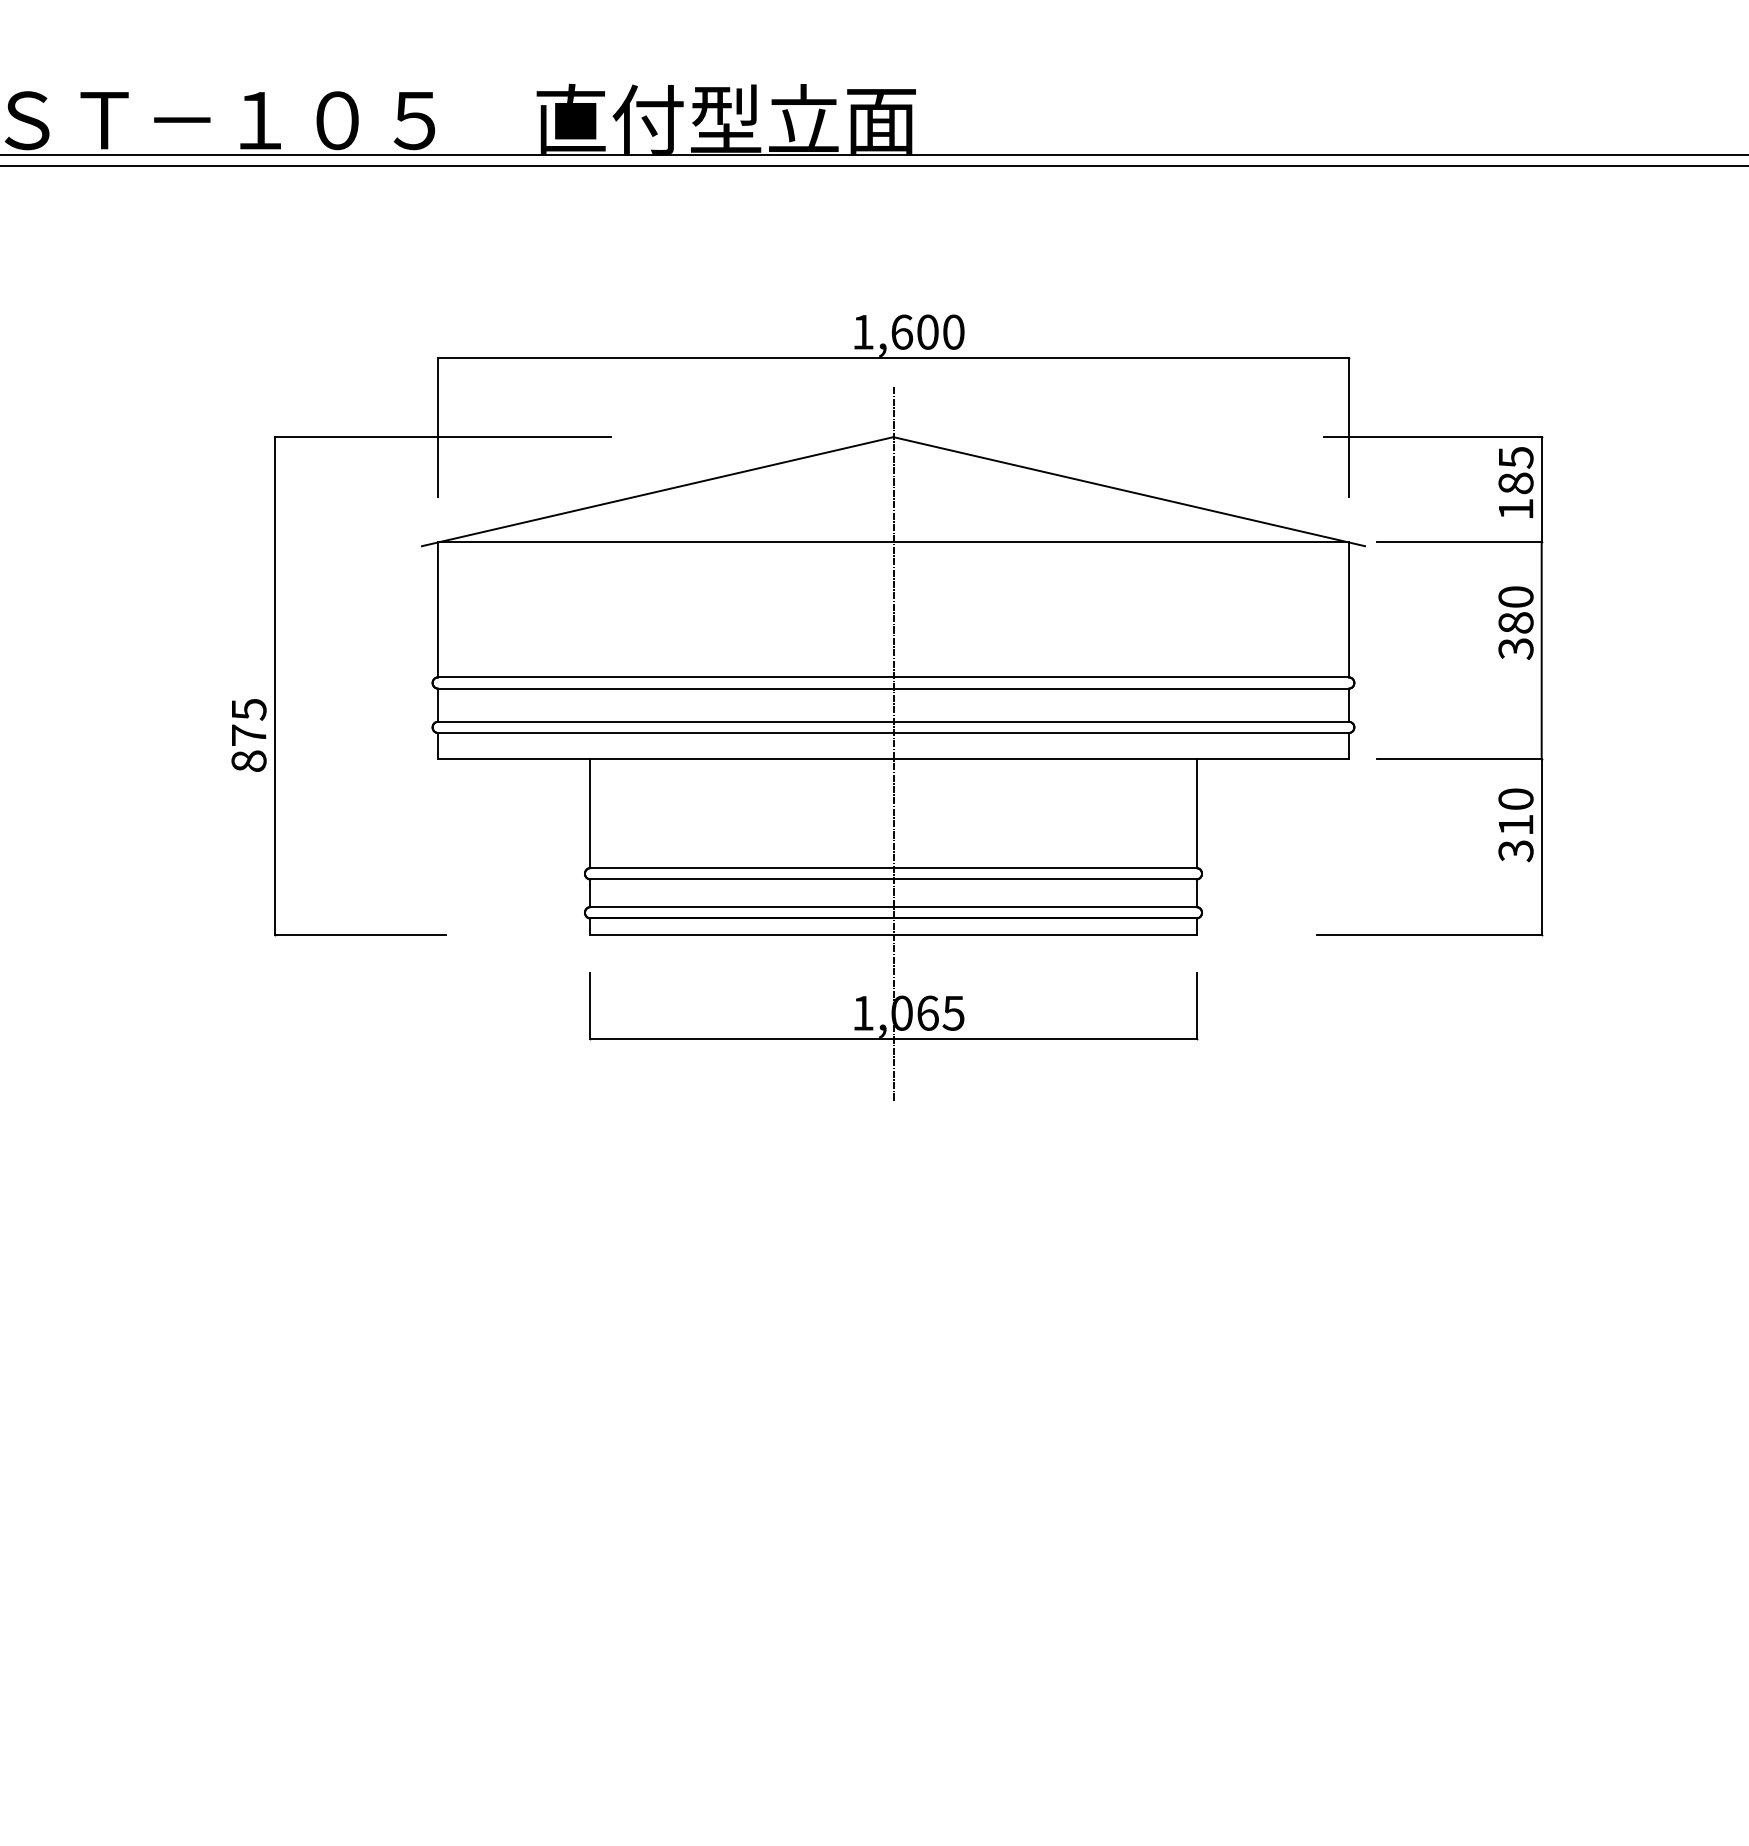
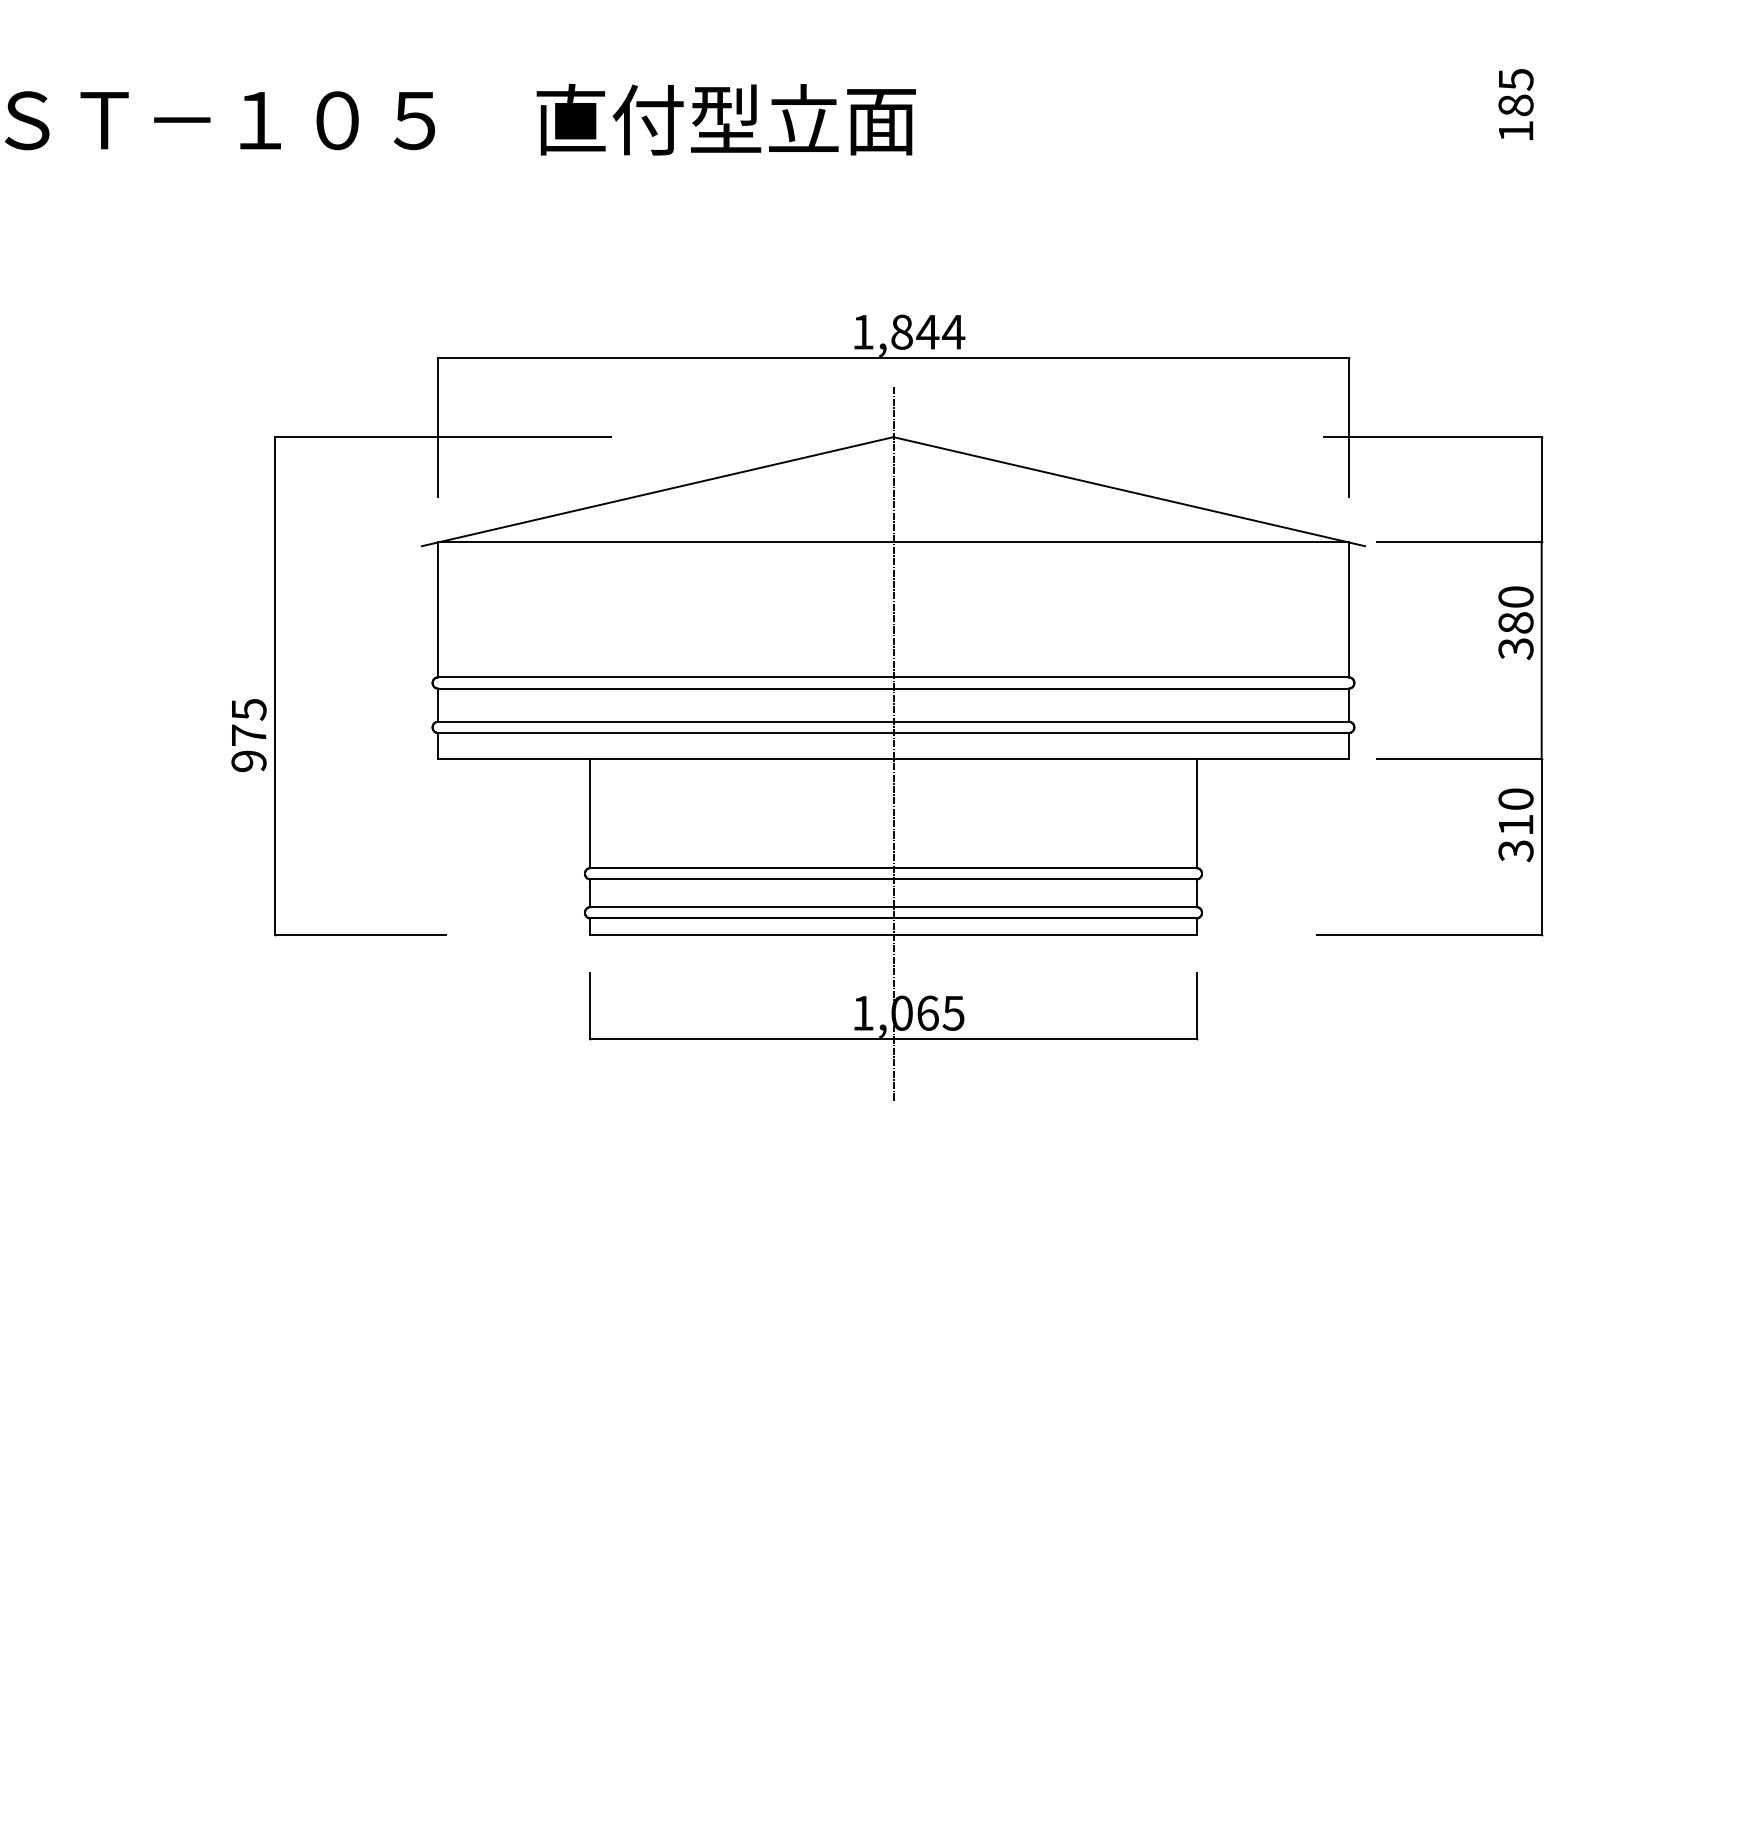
line: present -> none (873, 154)
line: present -> none (873, 166)
text: 1,600 -> 1,844 (928, 331)
text position: (1515, 482) -> (1515, 104) (1515, 104)
text: 875 -> 975 (248, 761)
